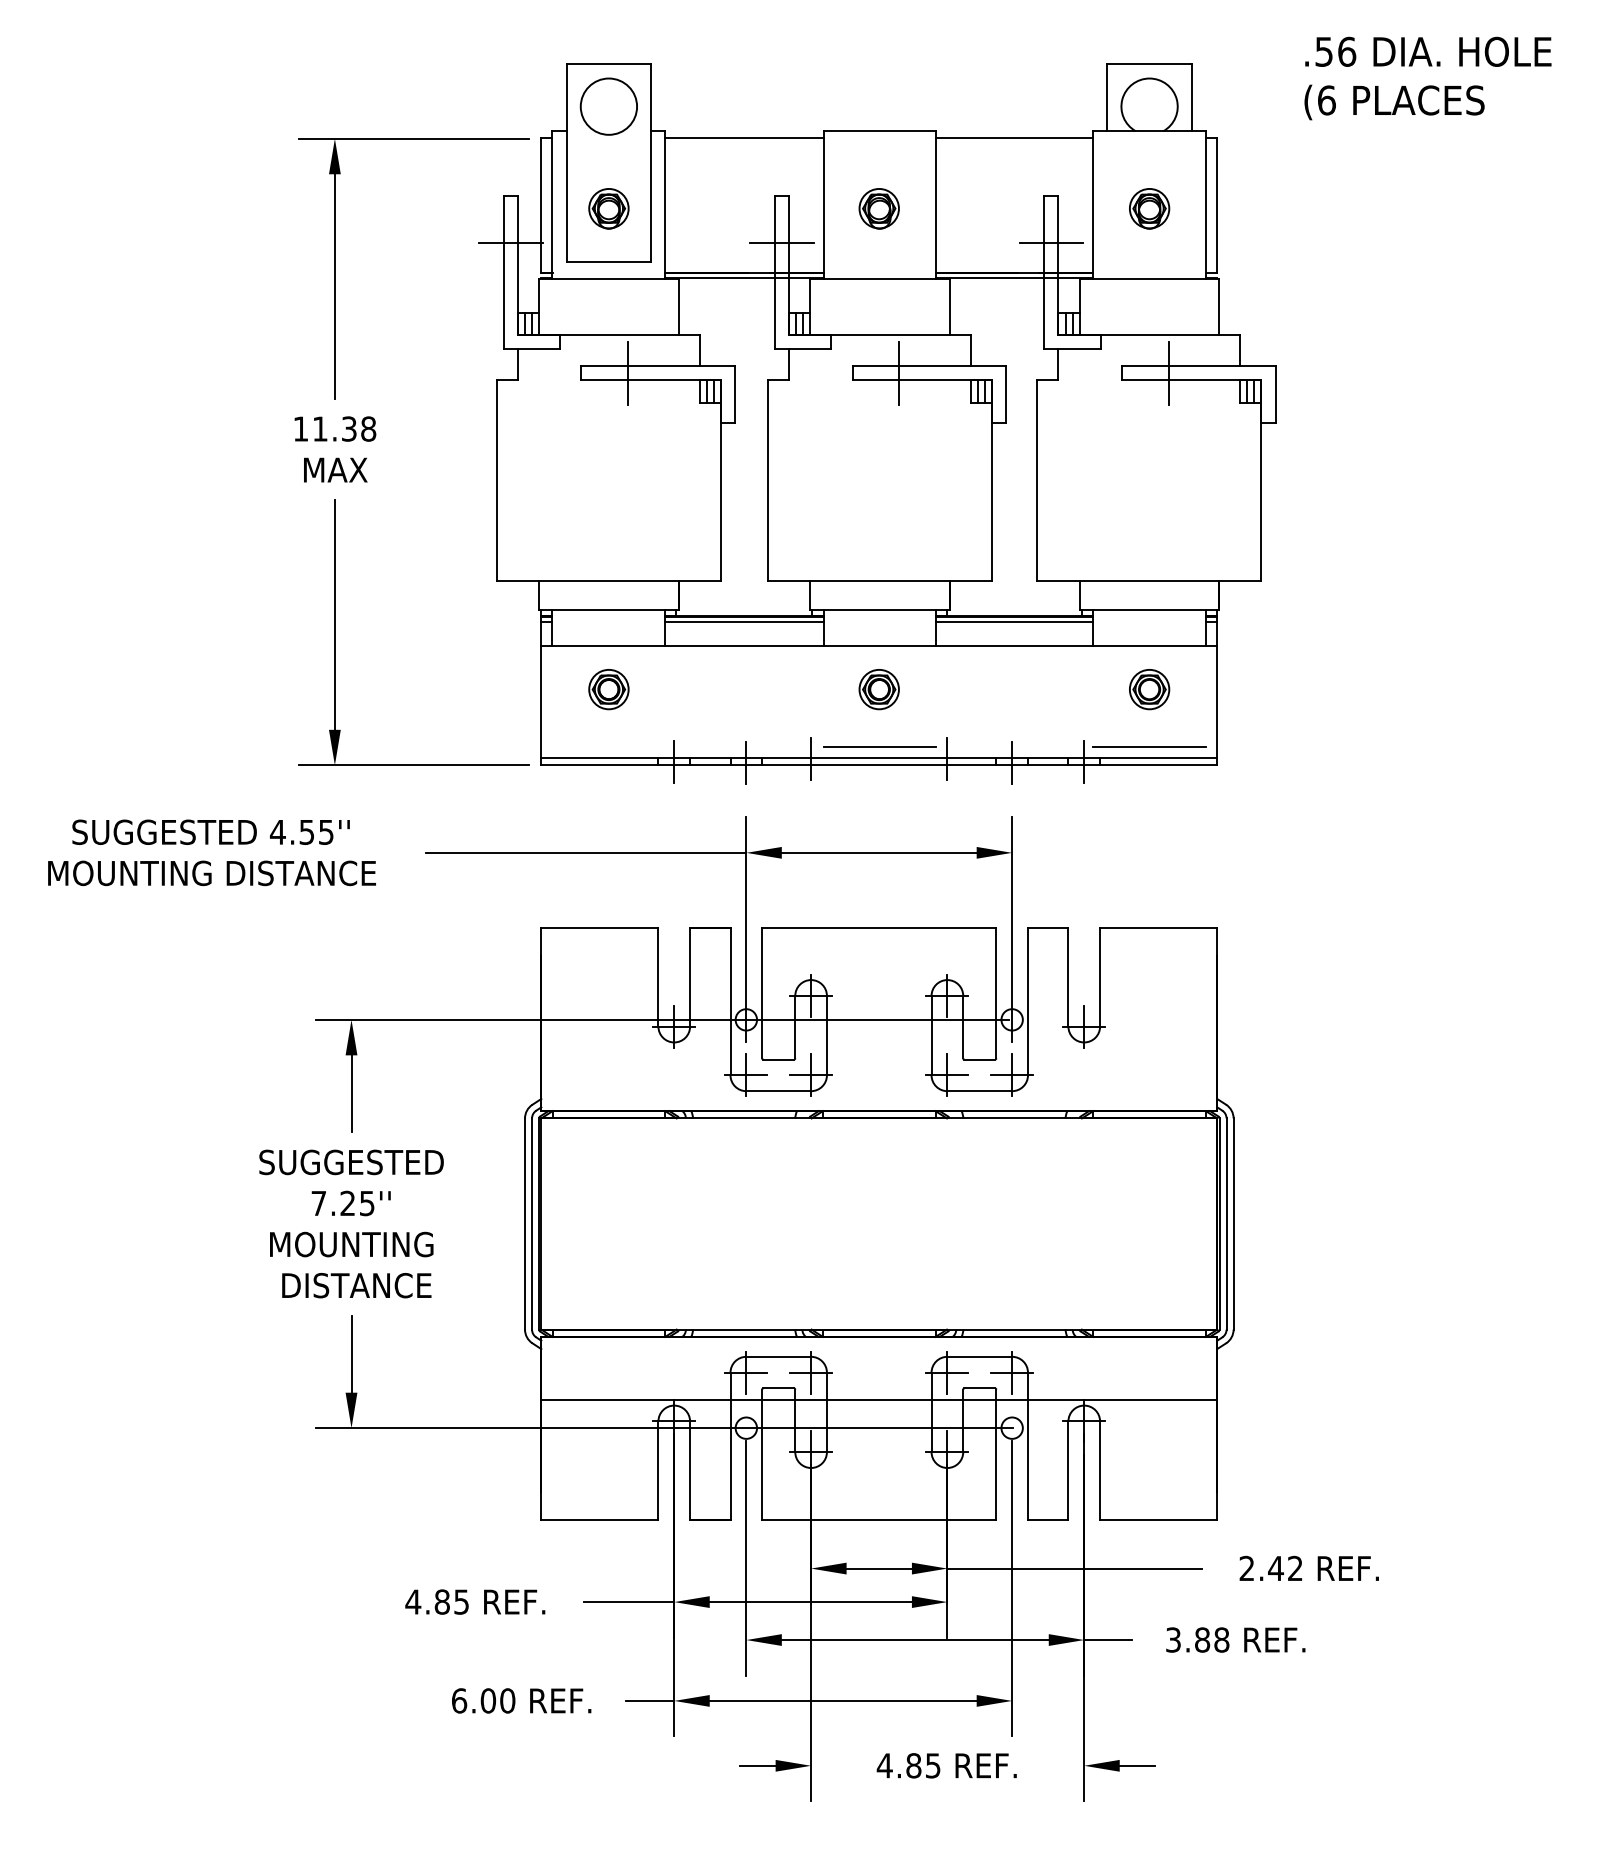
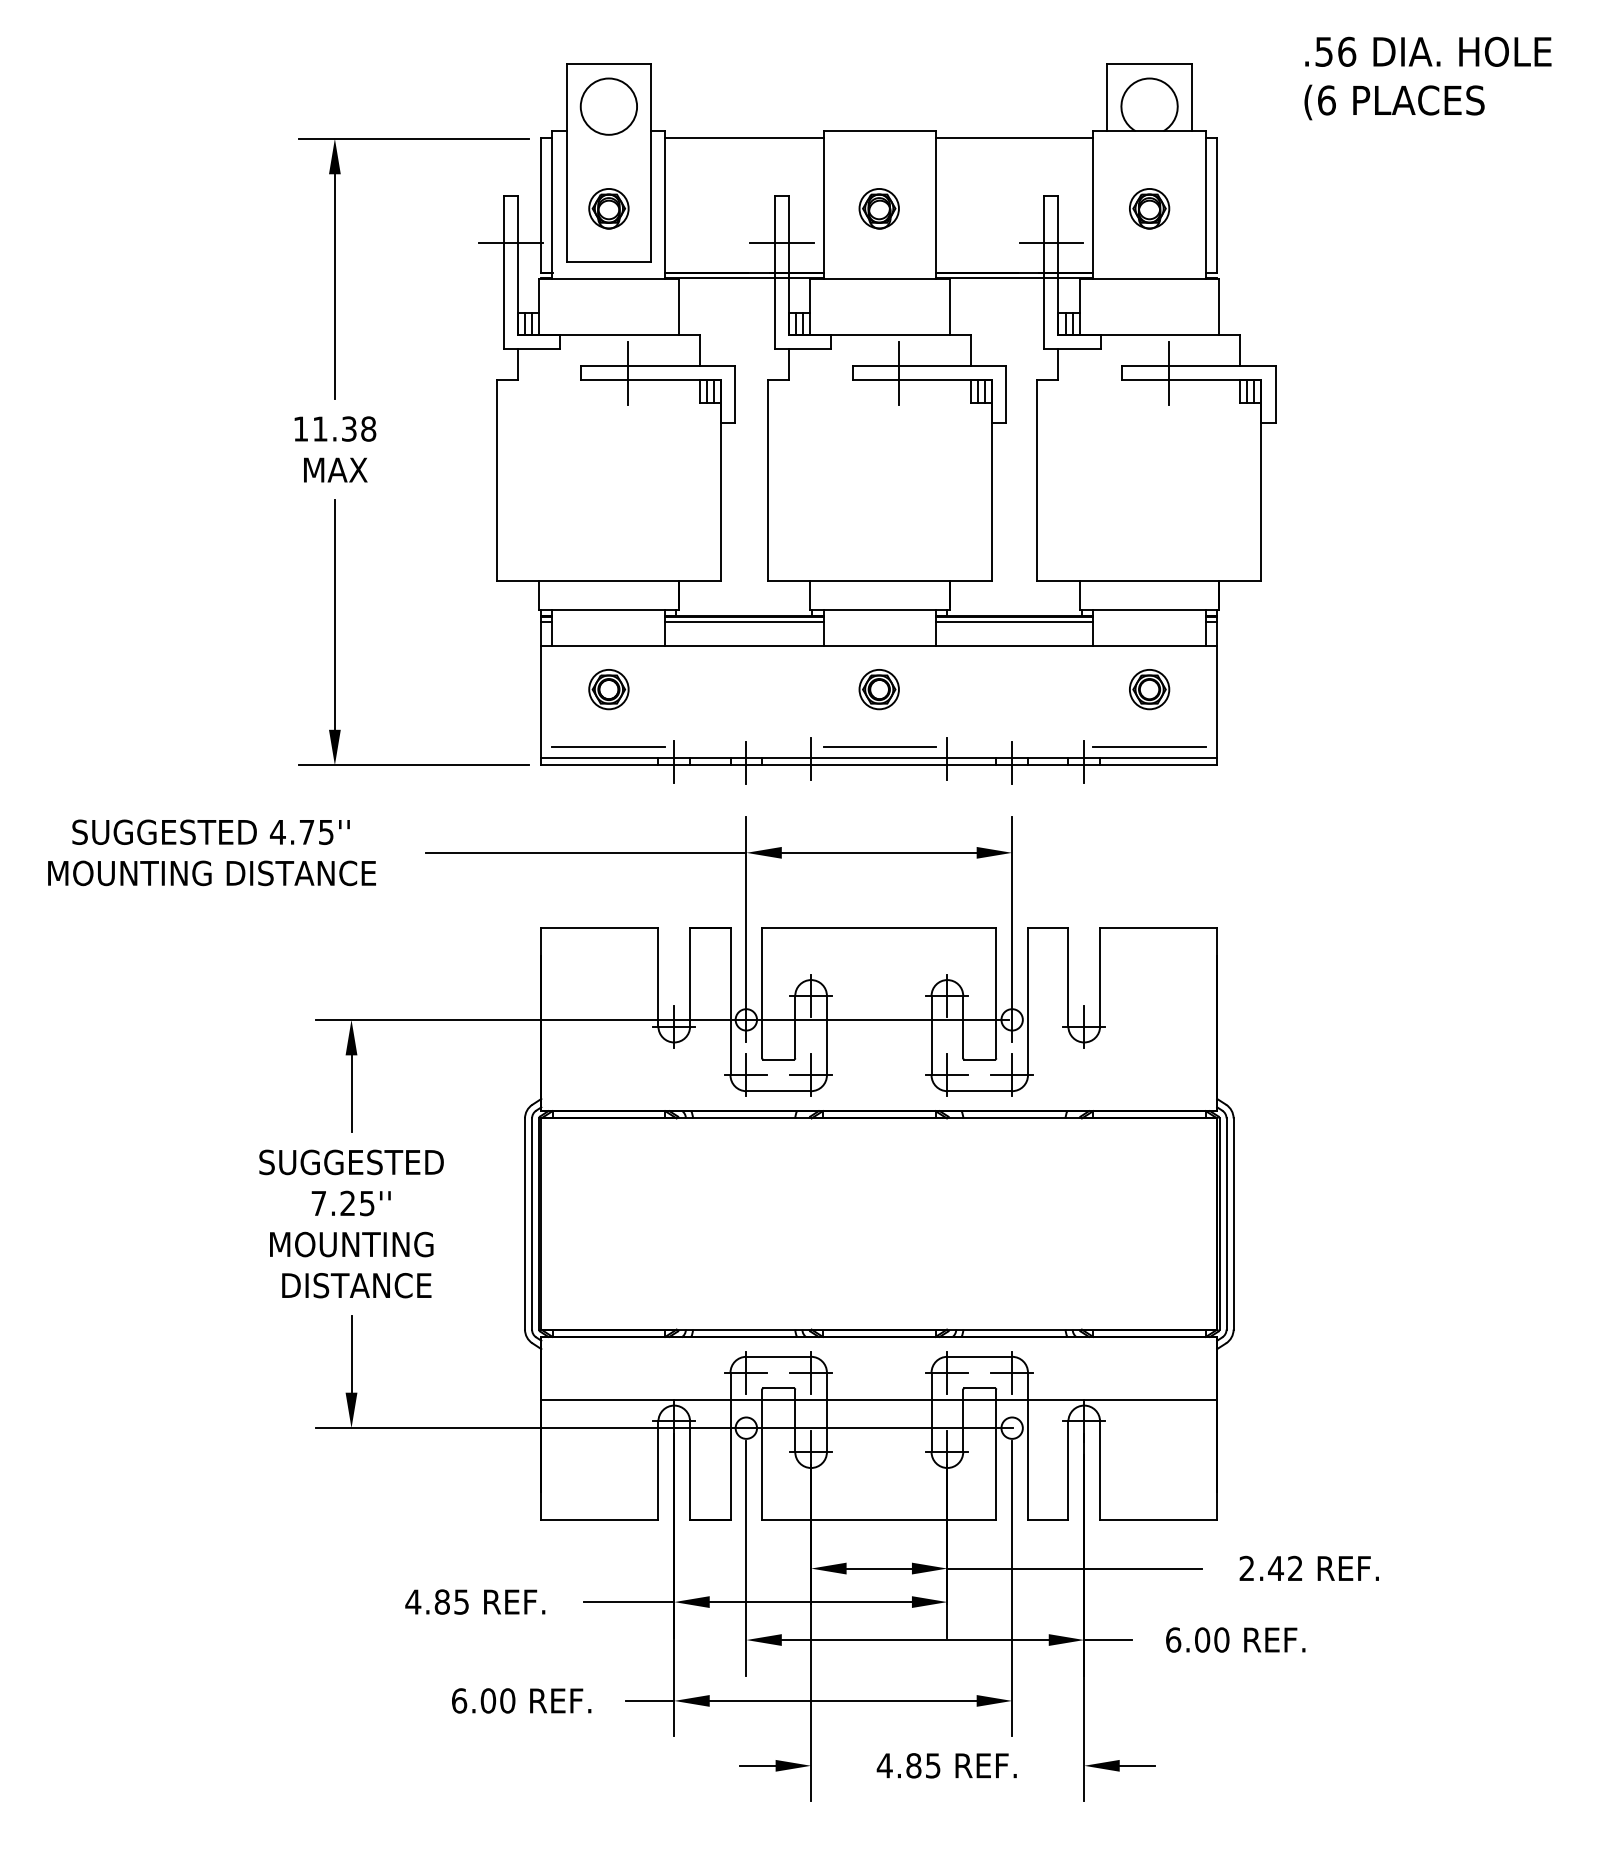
line: none -> present (608, 746)
text: 4.55'' -> 4.75'' (306, 832)
text: 3.88 -> 6.00 (1197, 1639)
